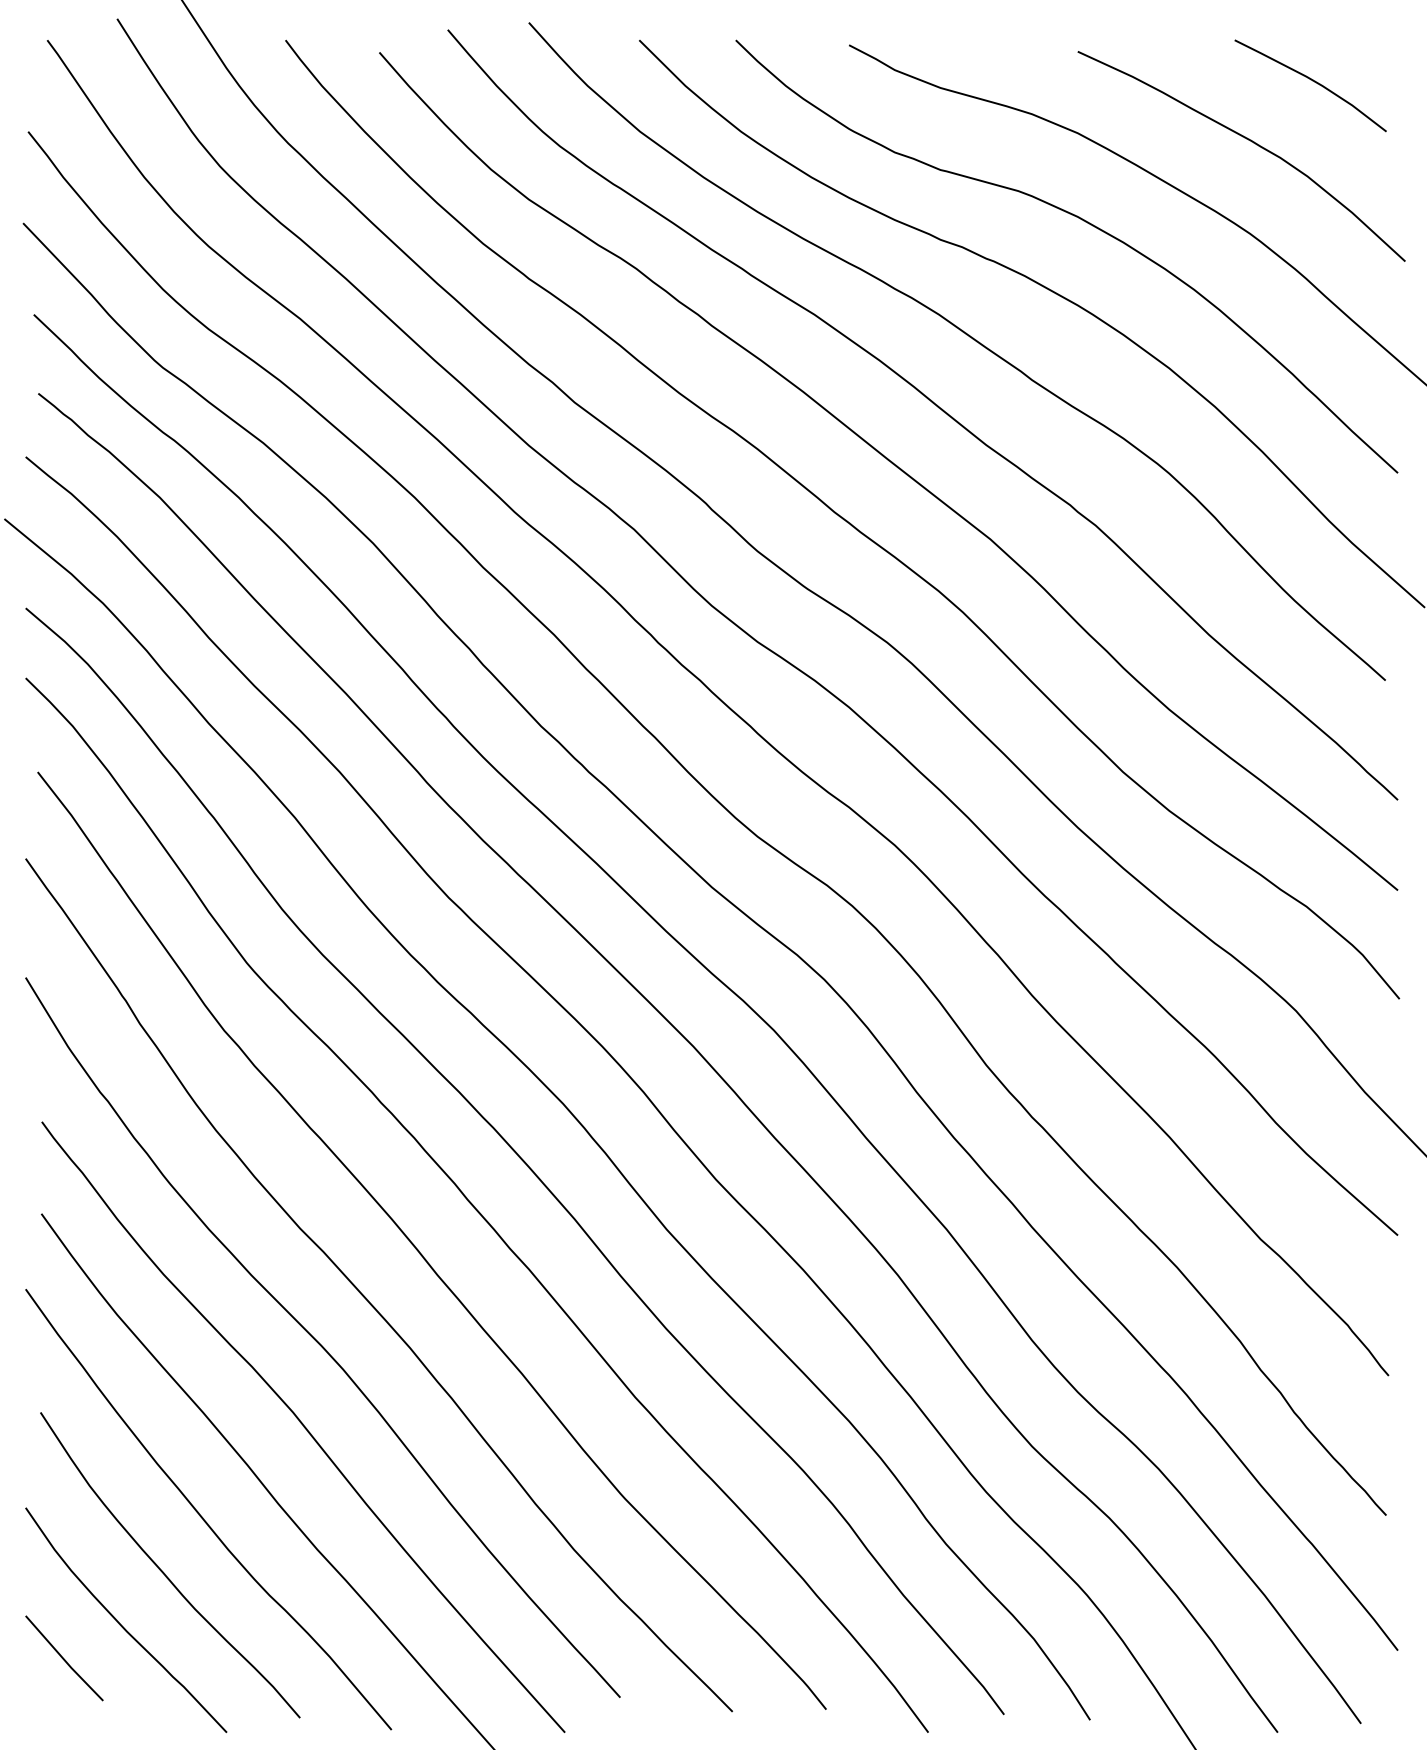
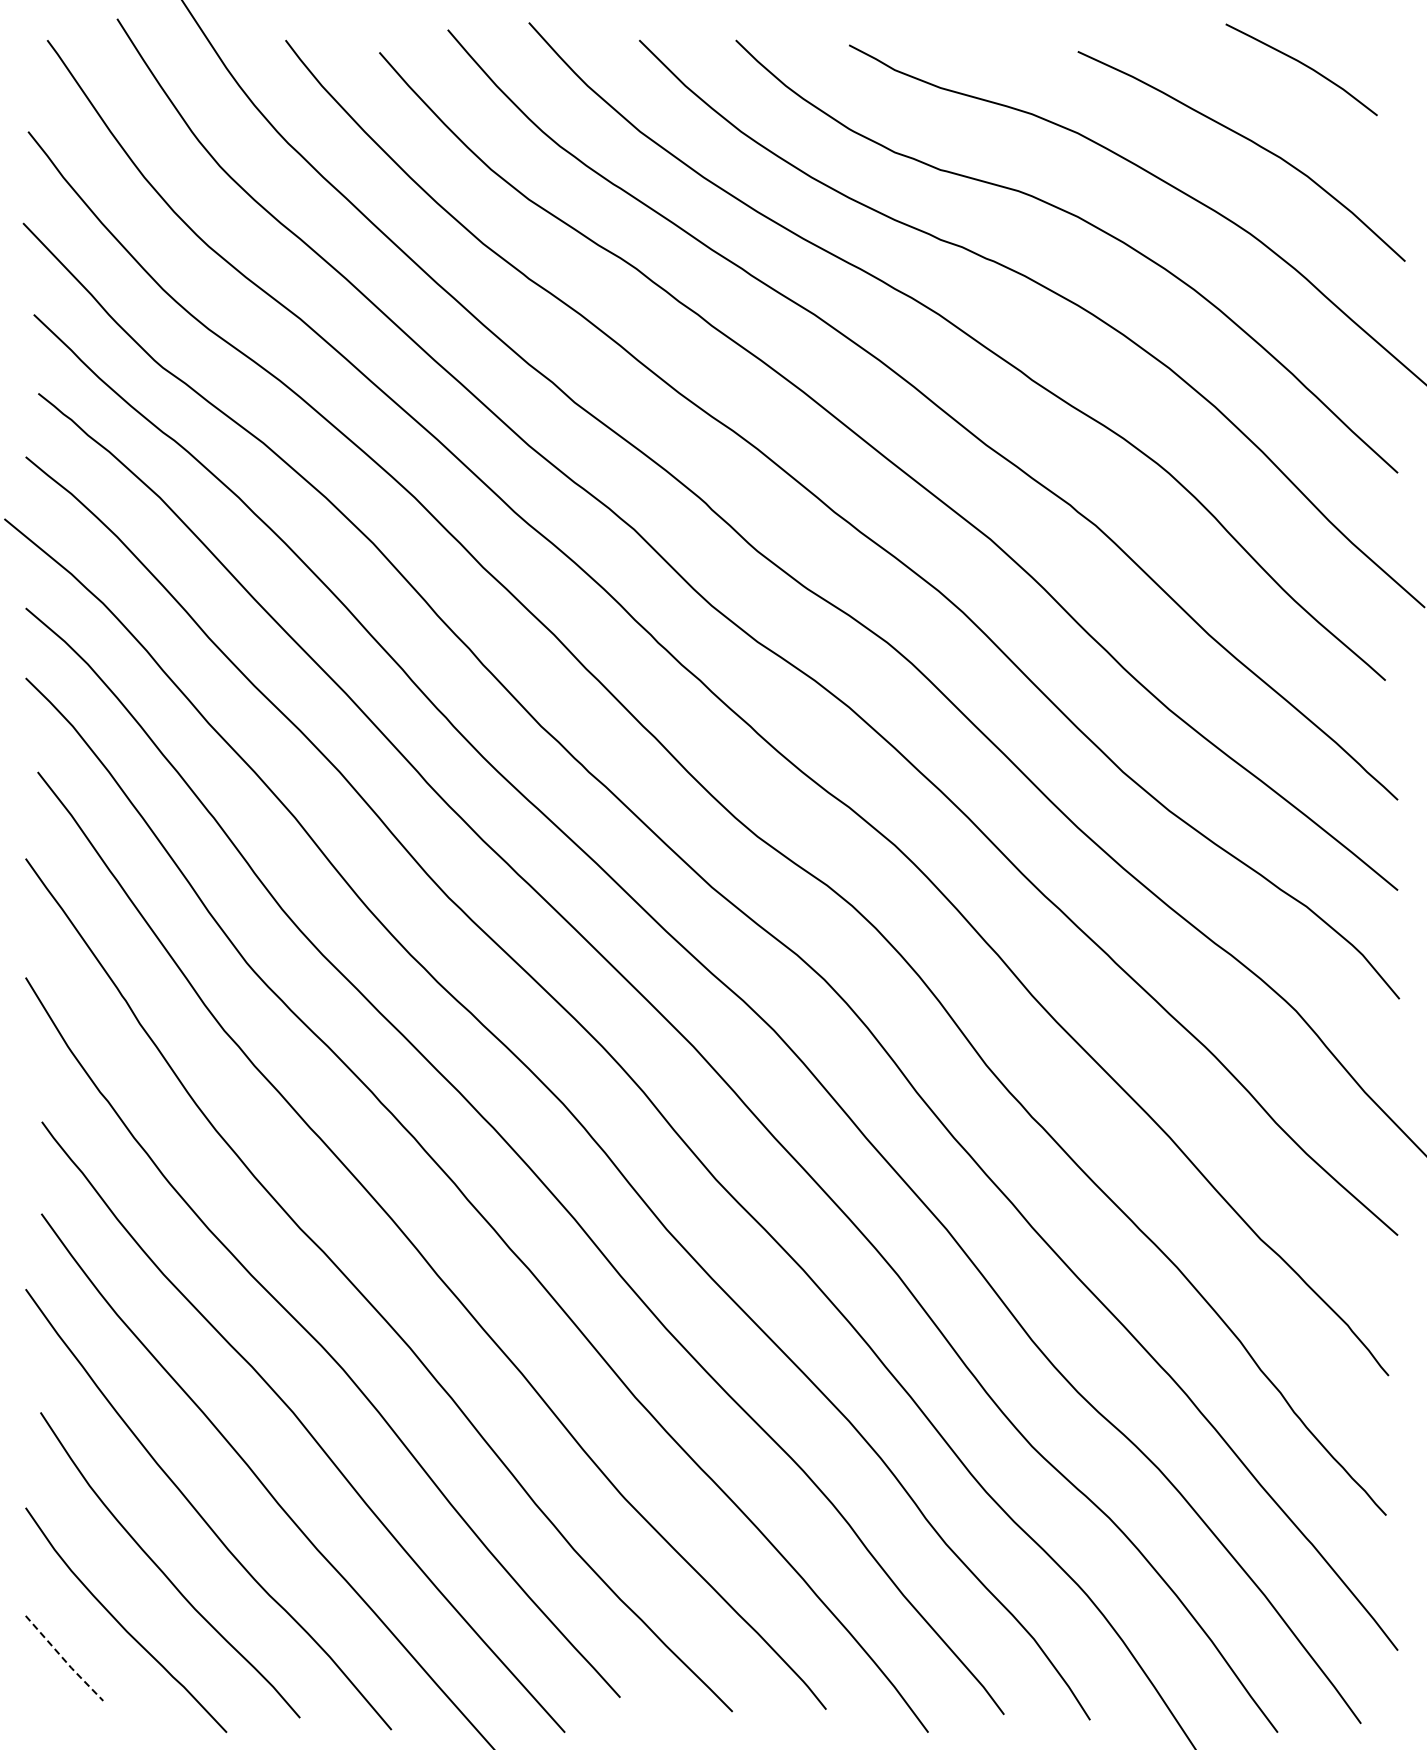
curve position: (1312, 81) -> (1303, 65) (1303, 65)
line: solid -> dashed (64, 1659)
